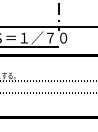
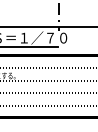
line: none -> present (48, 68)
line: none -> present (48, 105)
